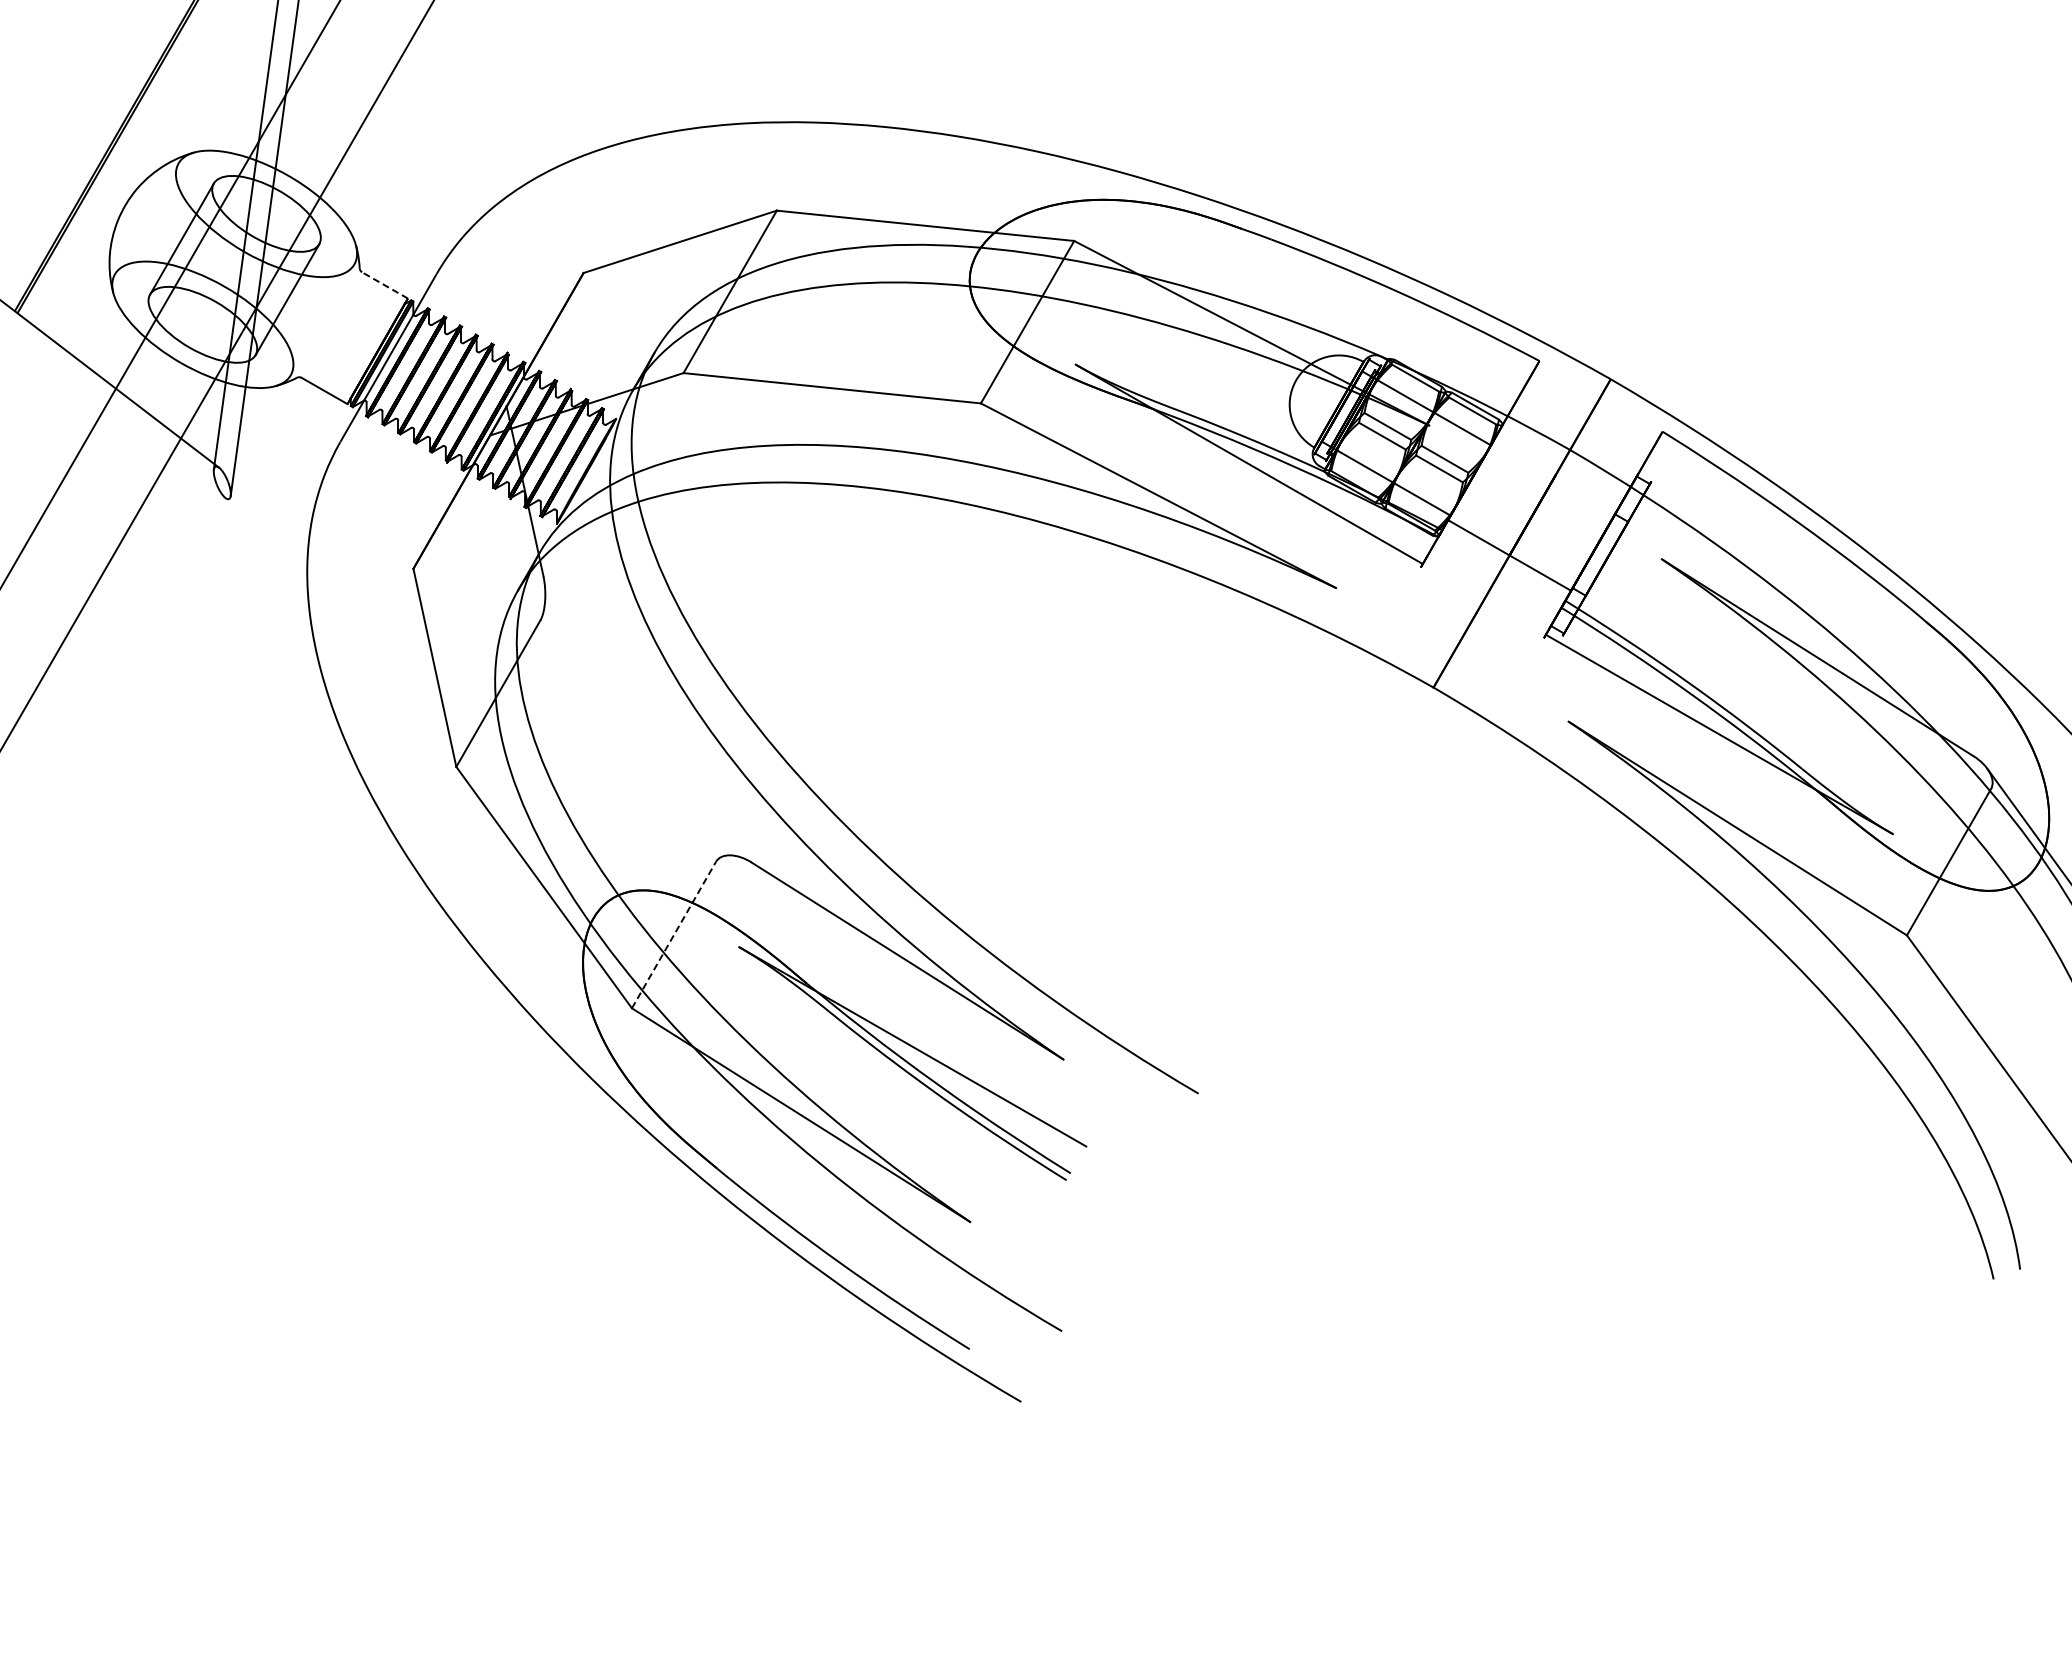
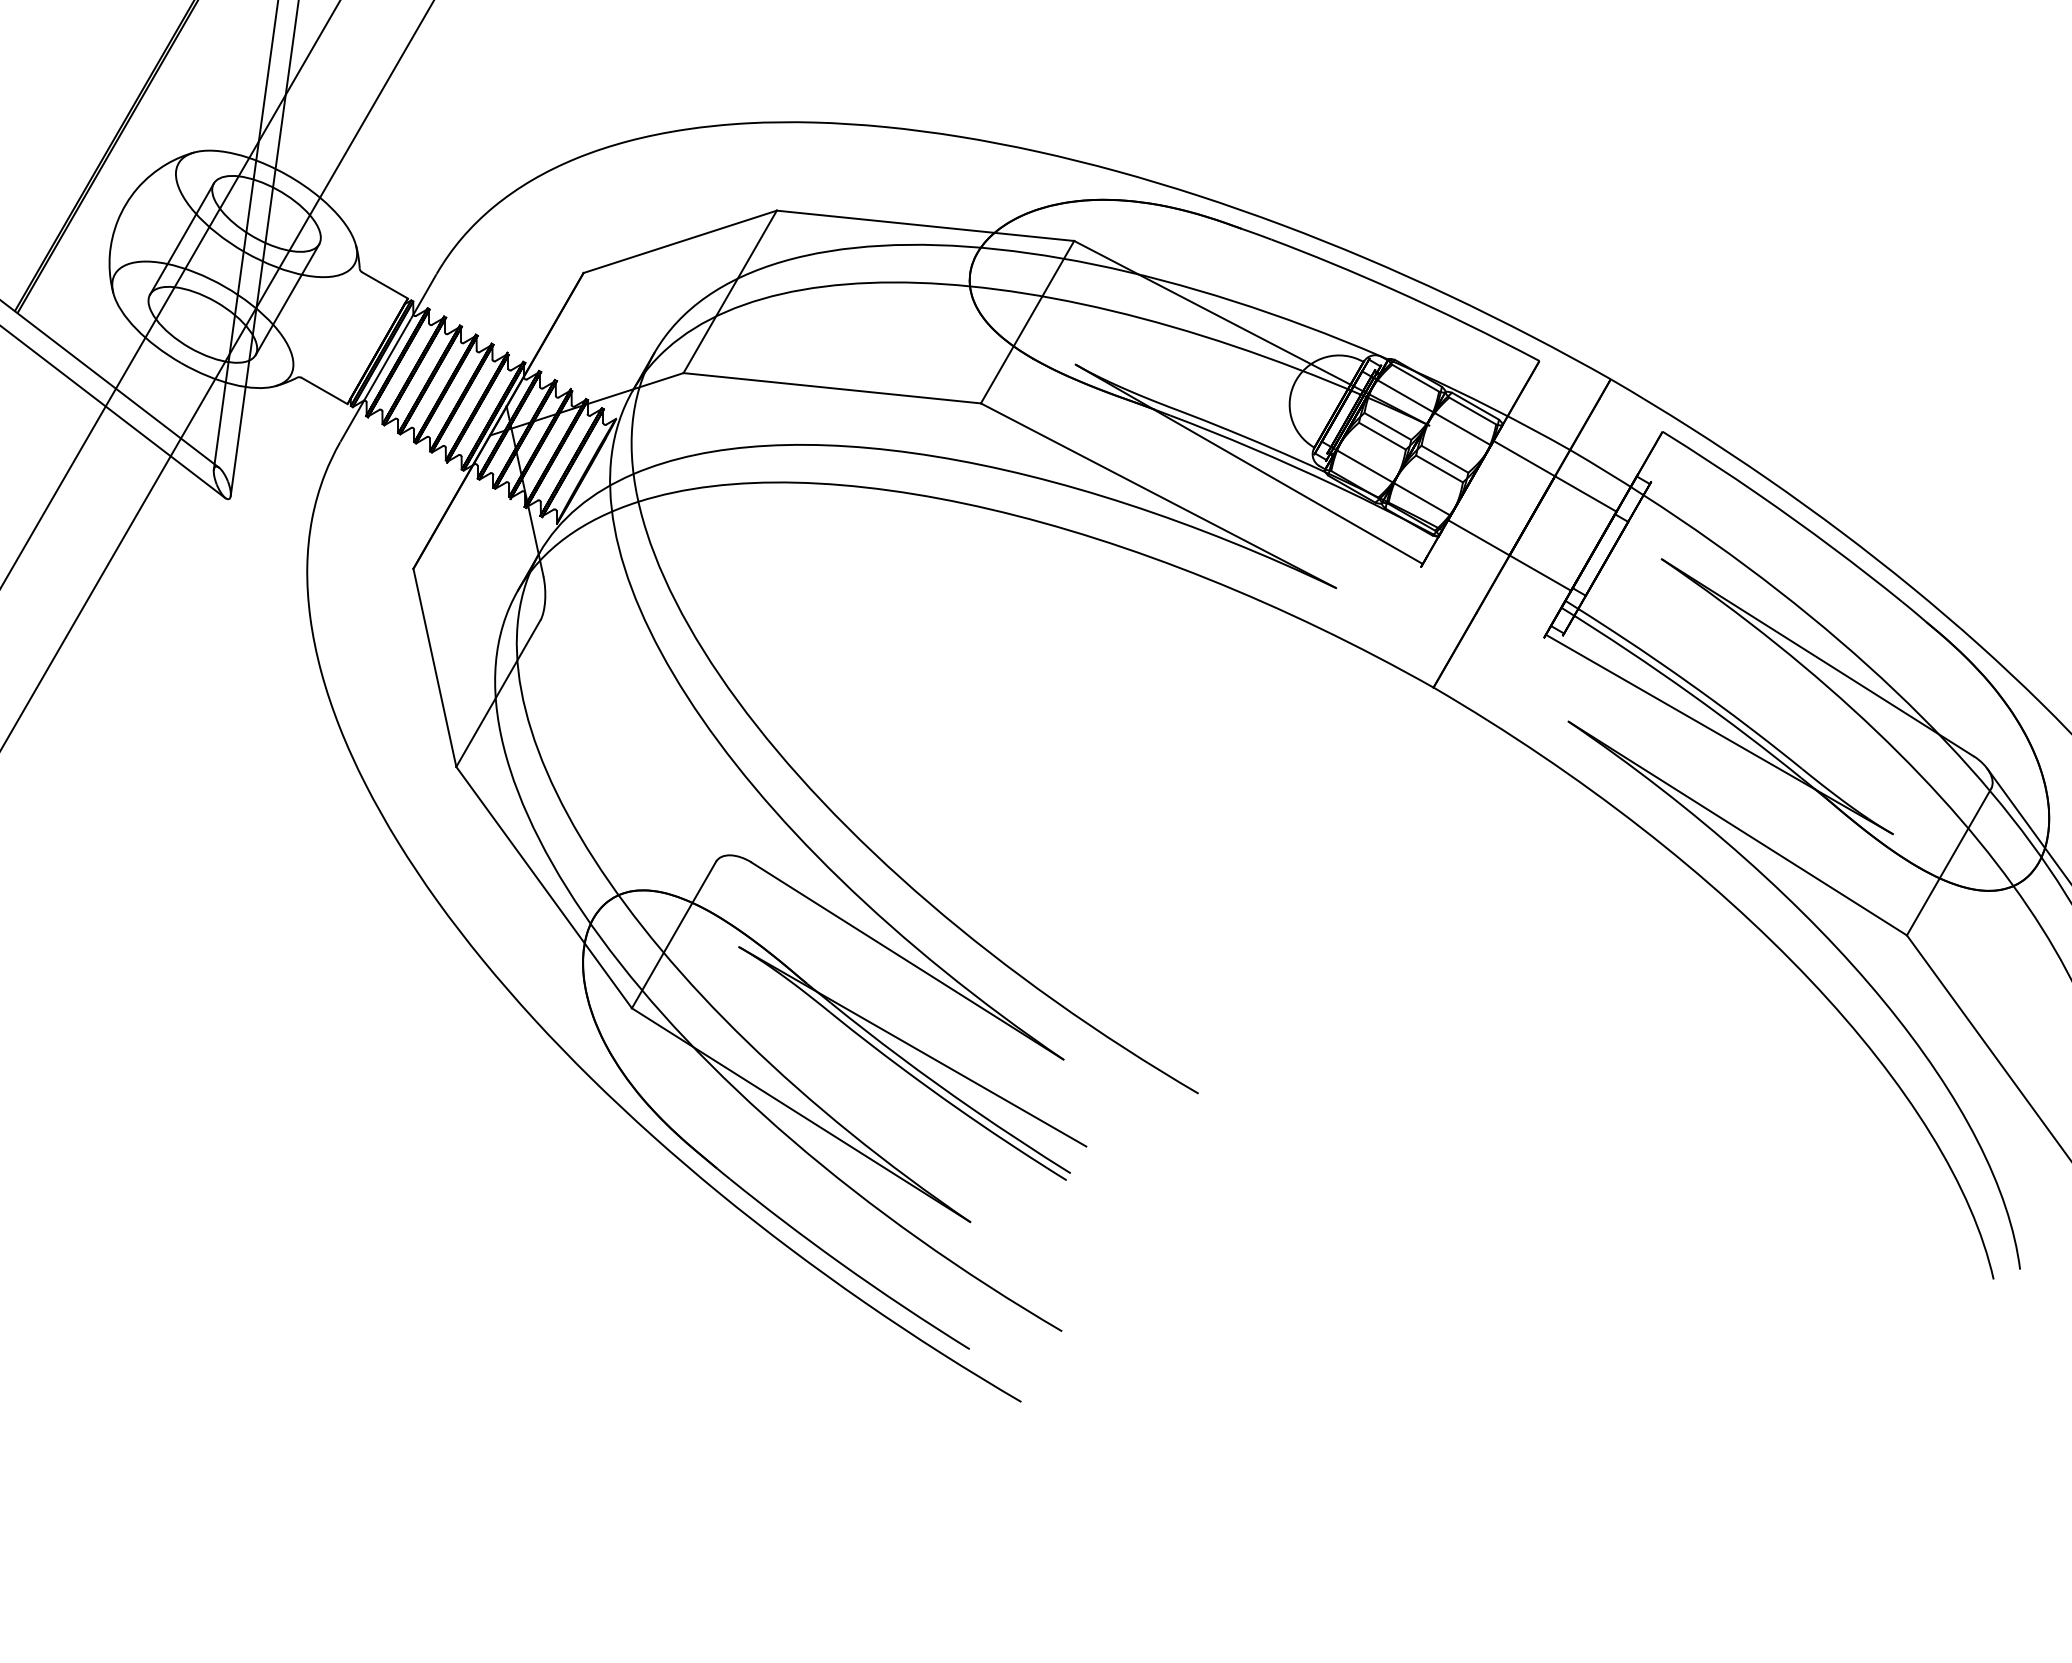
line: dashed -> solid (384, 285)
line: none -> present (113, 412)
line: none -> present (1554, 475)
line: dashed -> solid (674, 935)
